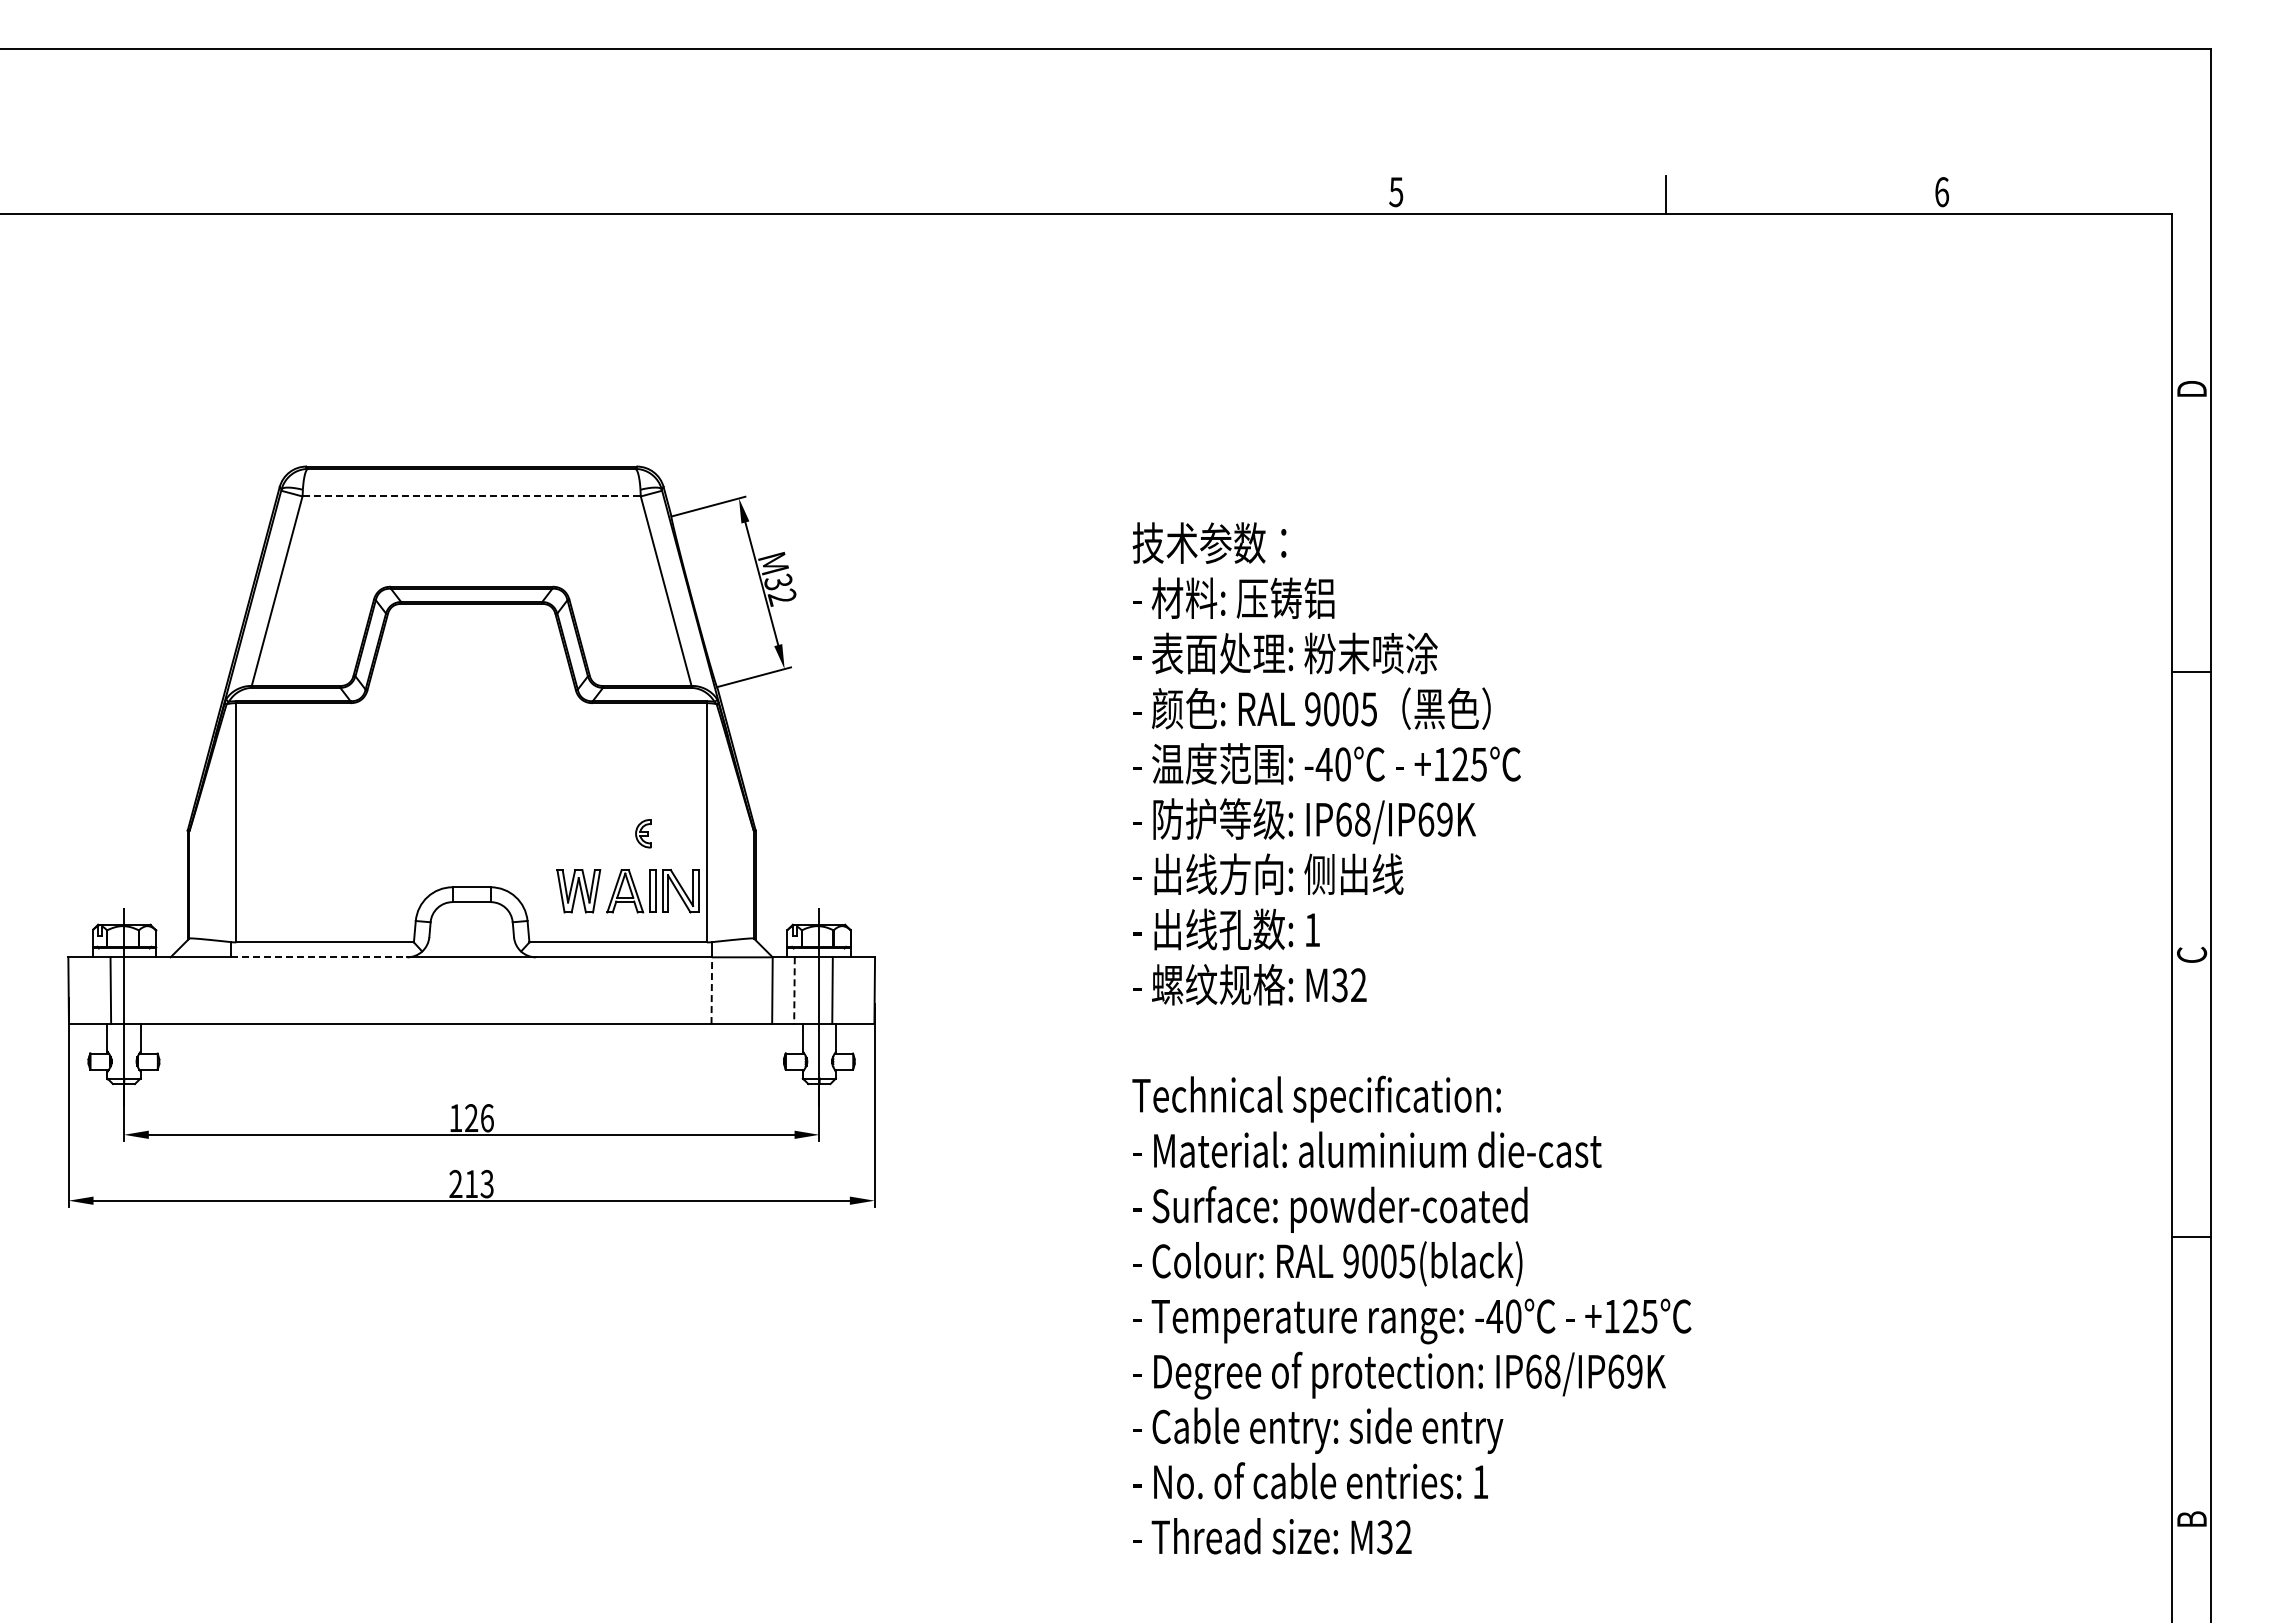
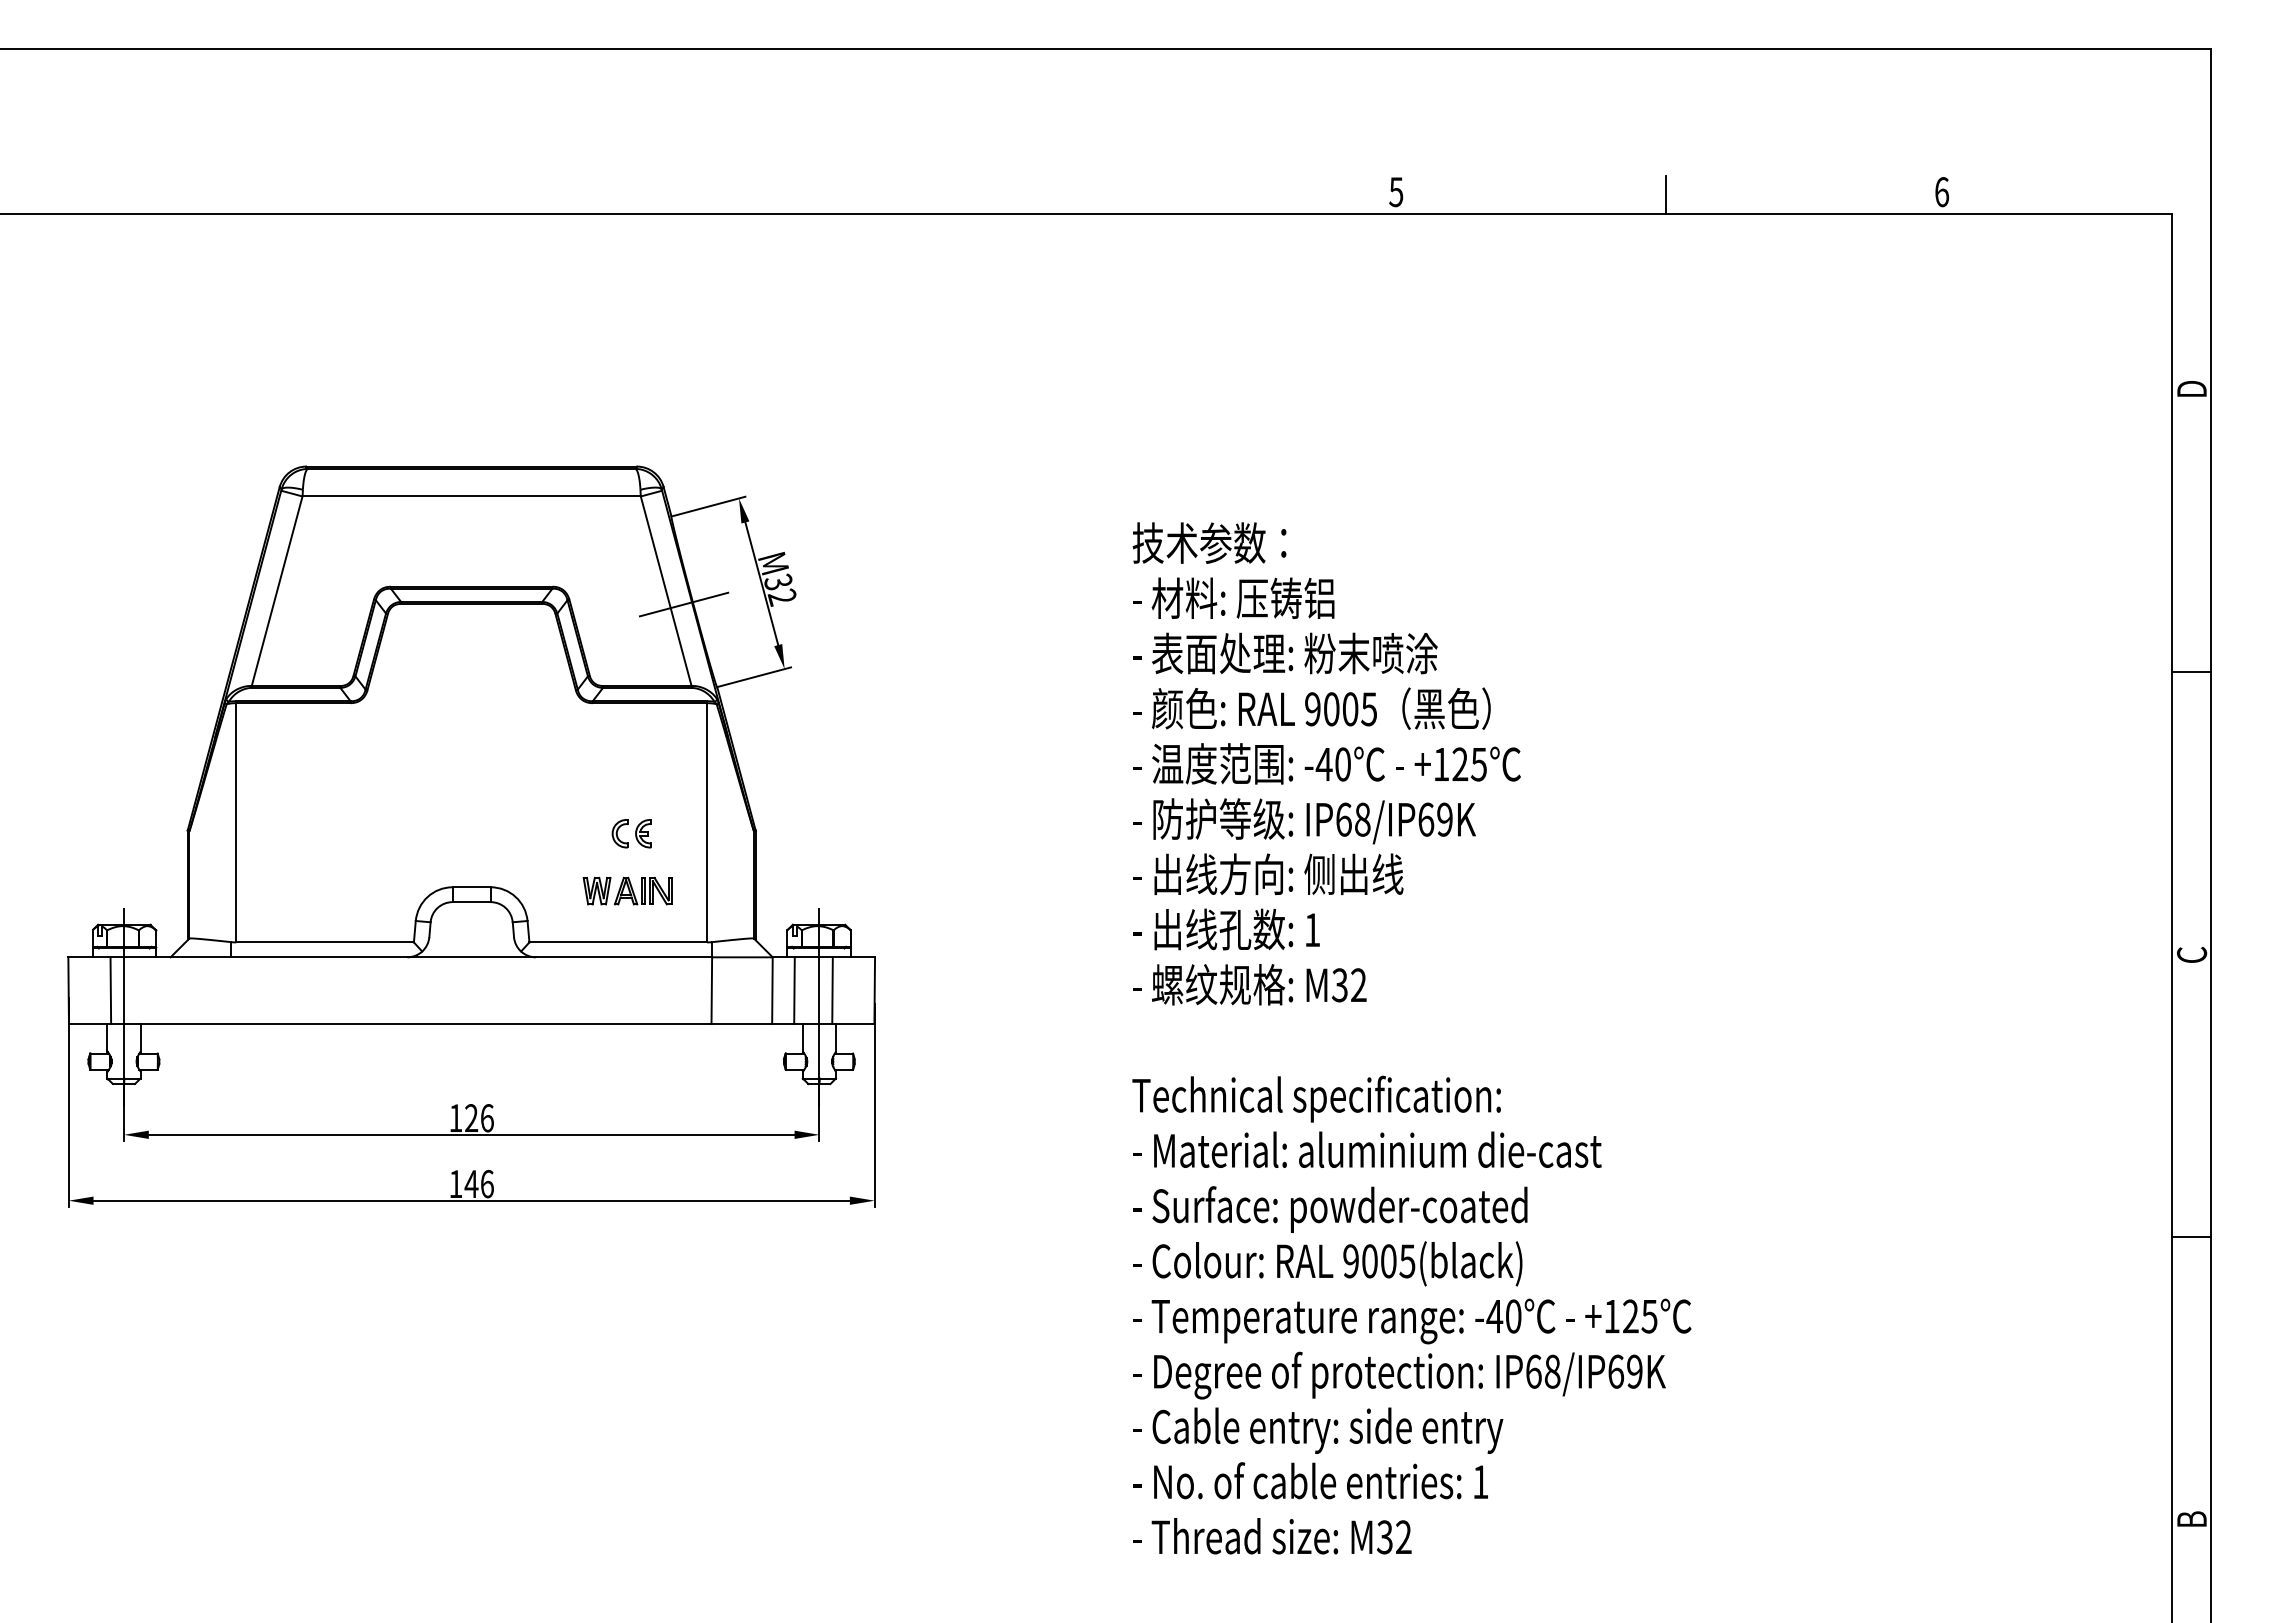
line: dashed -> solid (472, 496)
line: none -> present (683, 604)
part: none -> present (619, 833)
part size: 144x45 px -> 91x30 px (627, 890)
line: dashed -> solid (319, 957)
line: dashed -> solid (711, 990)
line: dashed -> solid (794, 991)
text: 213 -> 146 (471, 1183)
